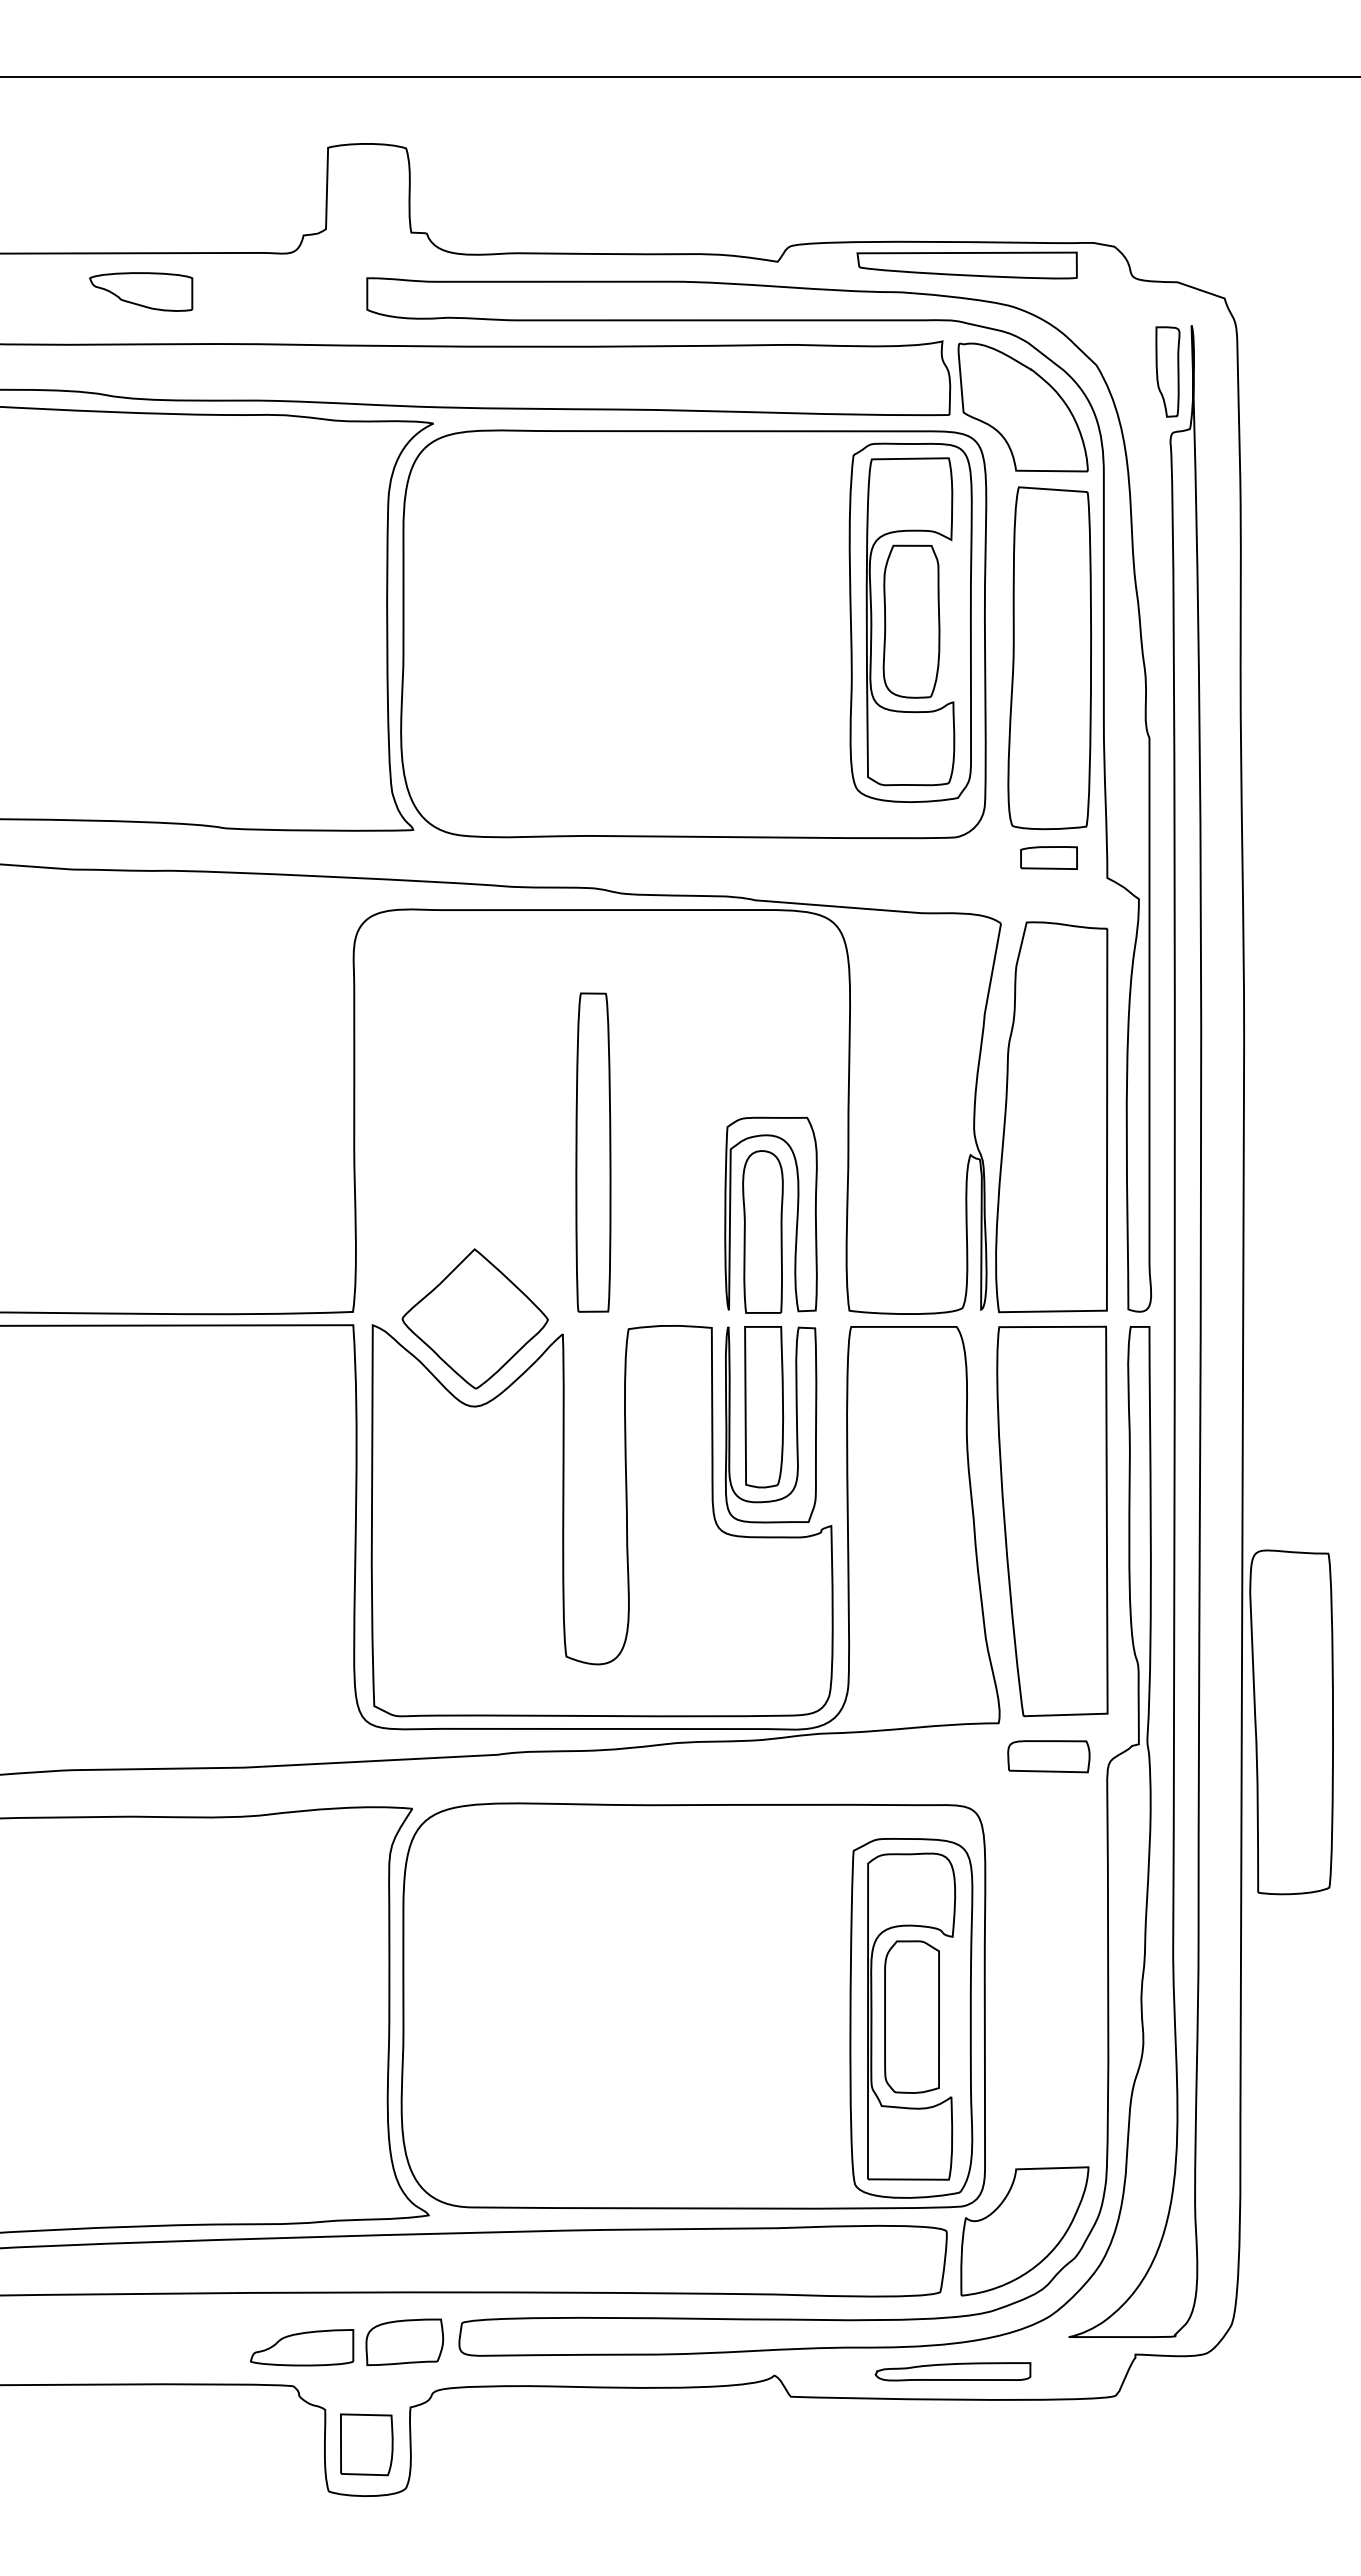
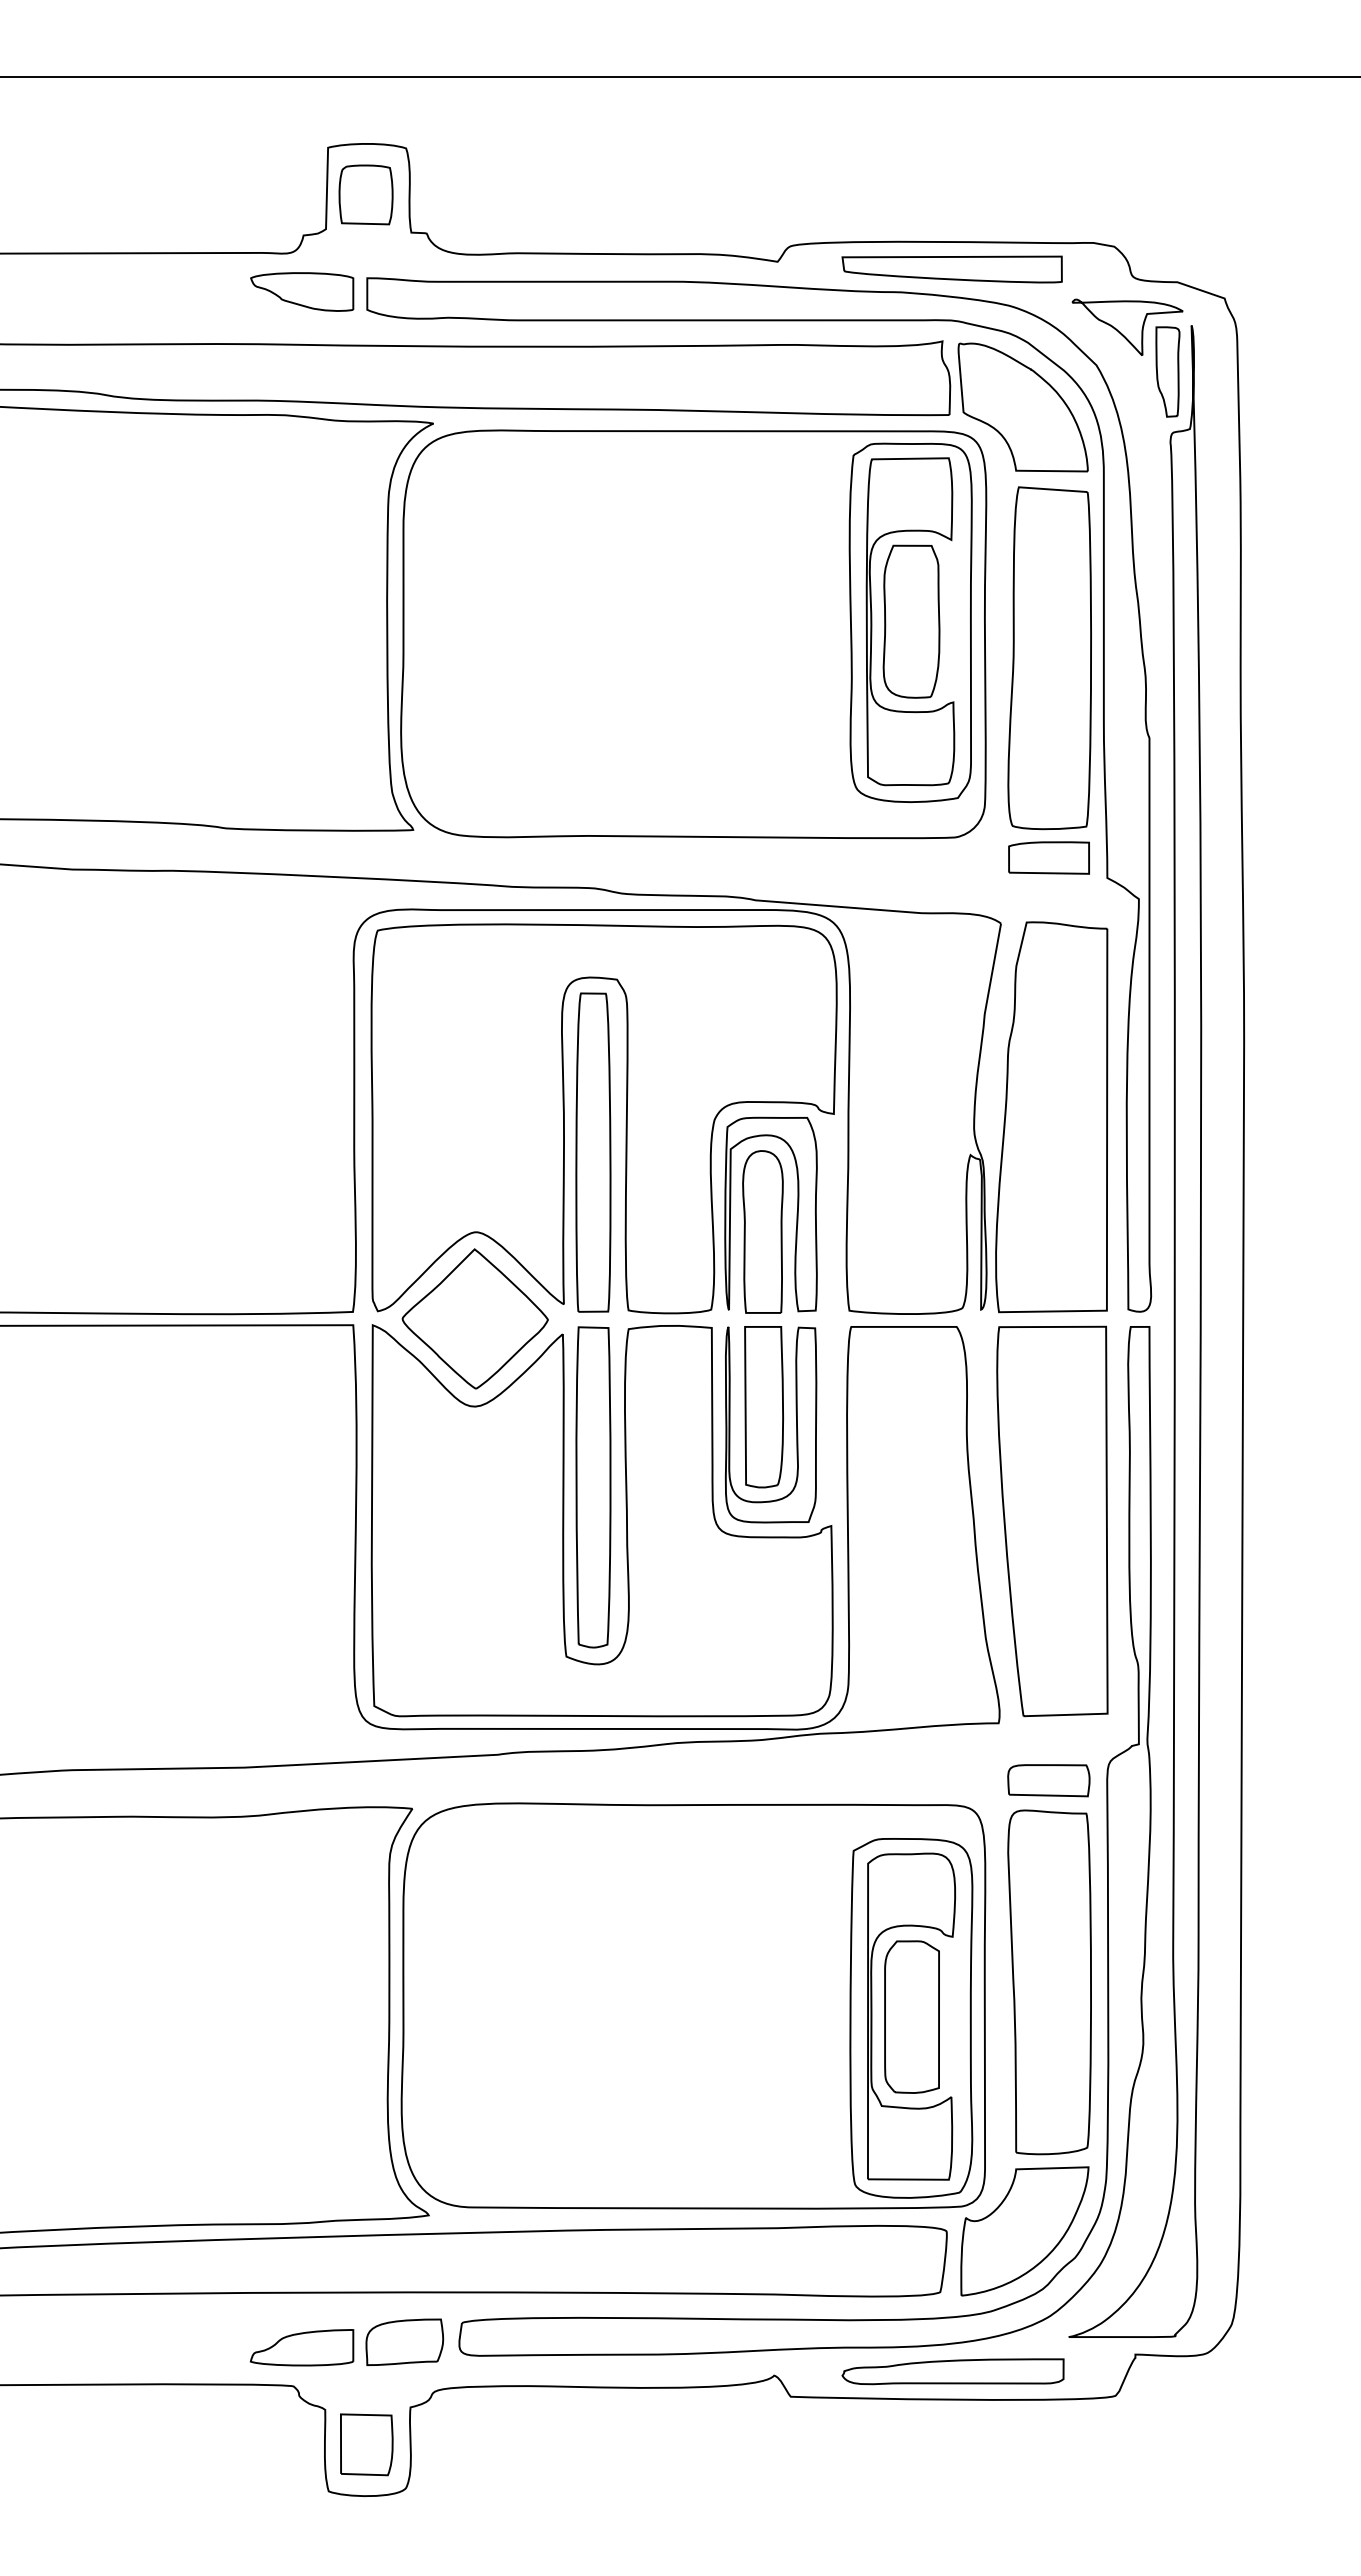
part: none -> present (365, 194)
part position: (966, 265) -> (951, 269) (951, 269)
part position: (141, 291) -> (302, 291) (302, 291)
part: none -> present (1127, 326)
part size: 58x24 px -> 82x34 px (1048, 857)
part: none -> present (625, 1121)
part: none -> present (593, 1487)
part position: (1291, 1722) -> (1049, 1982) (1049, 1982)
part position: (1048, 1756) -> (1048, 1780) (1048, 1780)
part size: 158x20 px -> 224x28 px (952, 2371)
